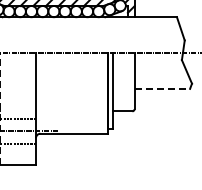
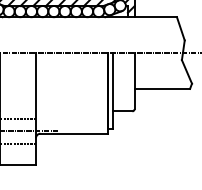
line: dashed -> solid (162, 88)
line: dashed -> solid (0, 108)
